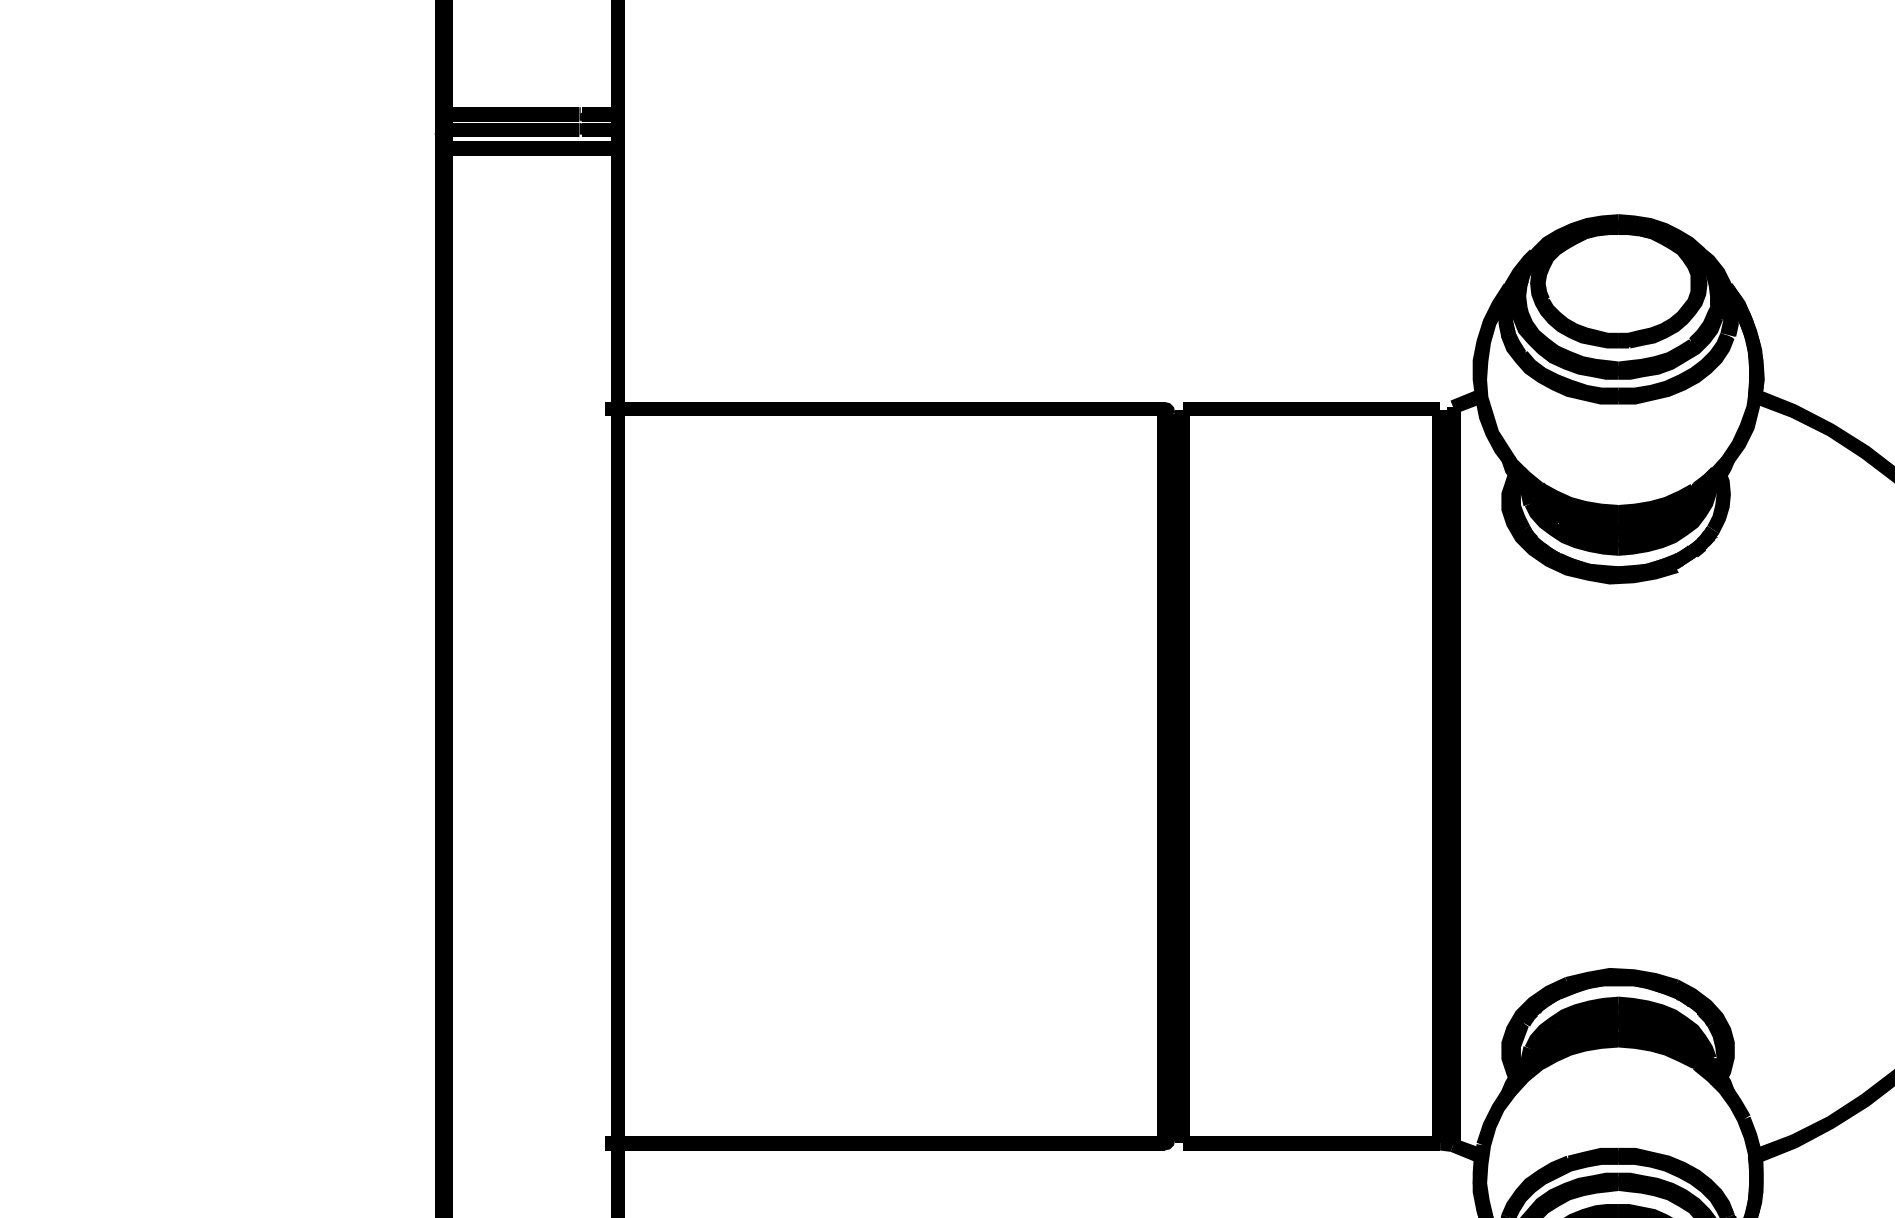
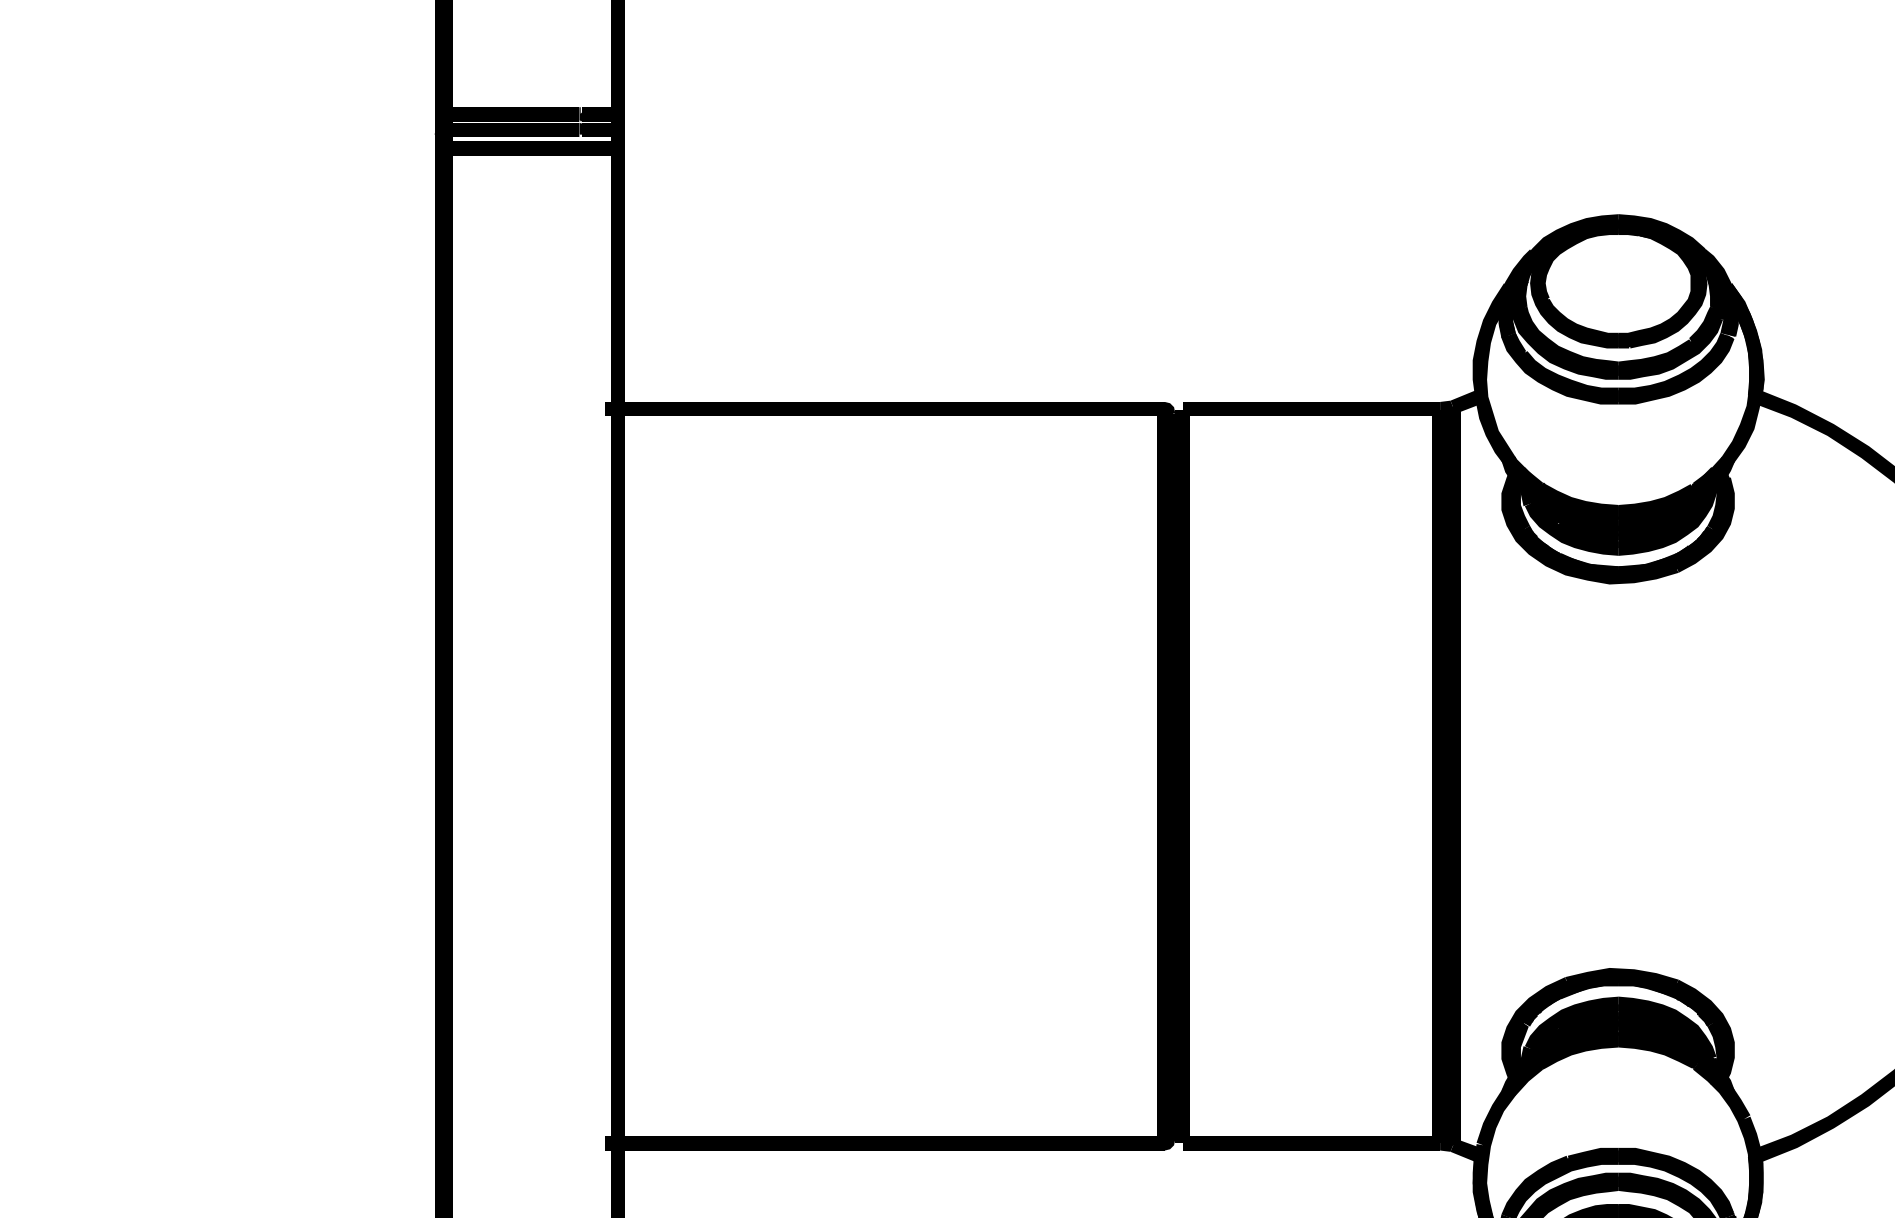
fill: none -> present (1447, 408)
fill: none -> present (1703, 521)
